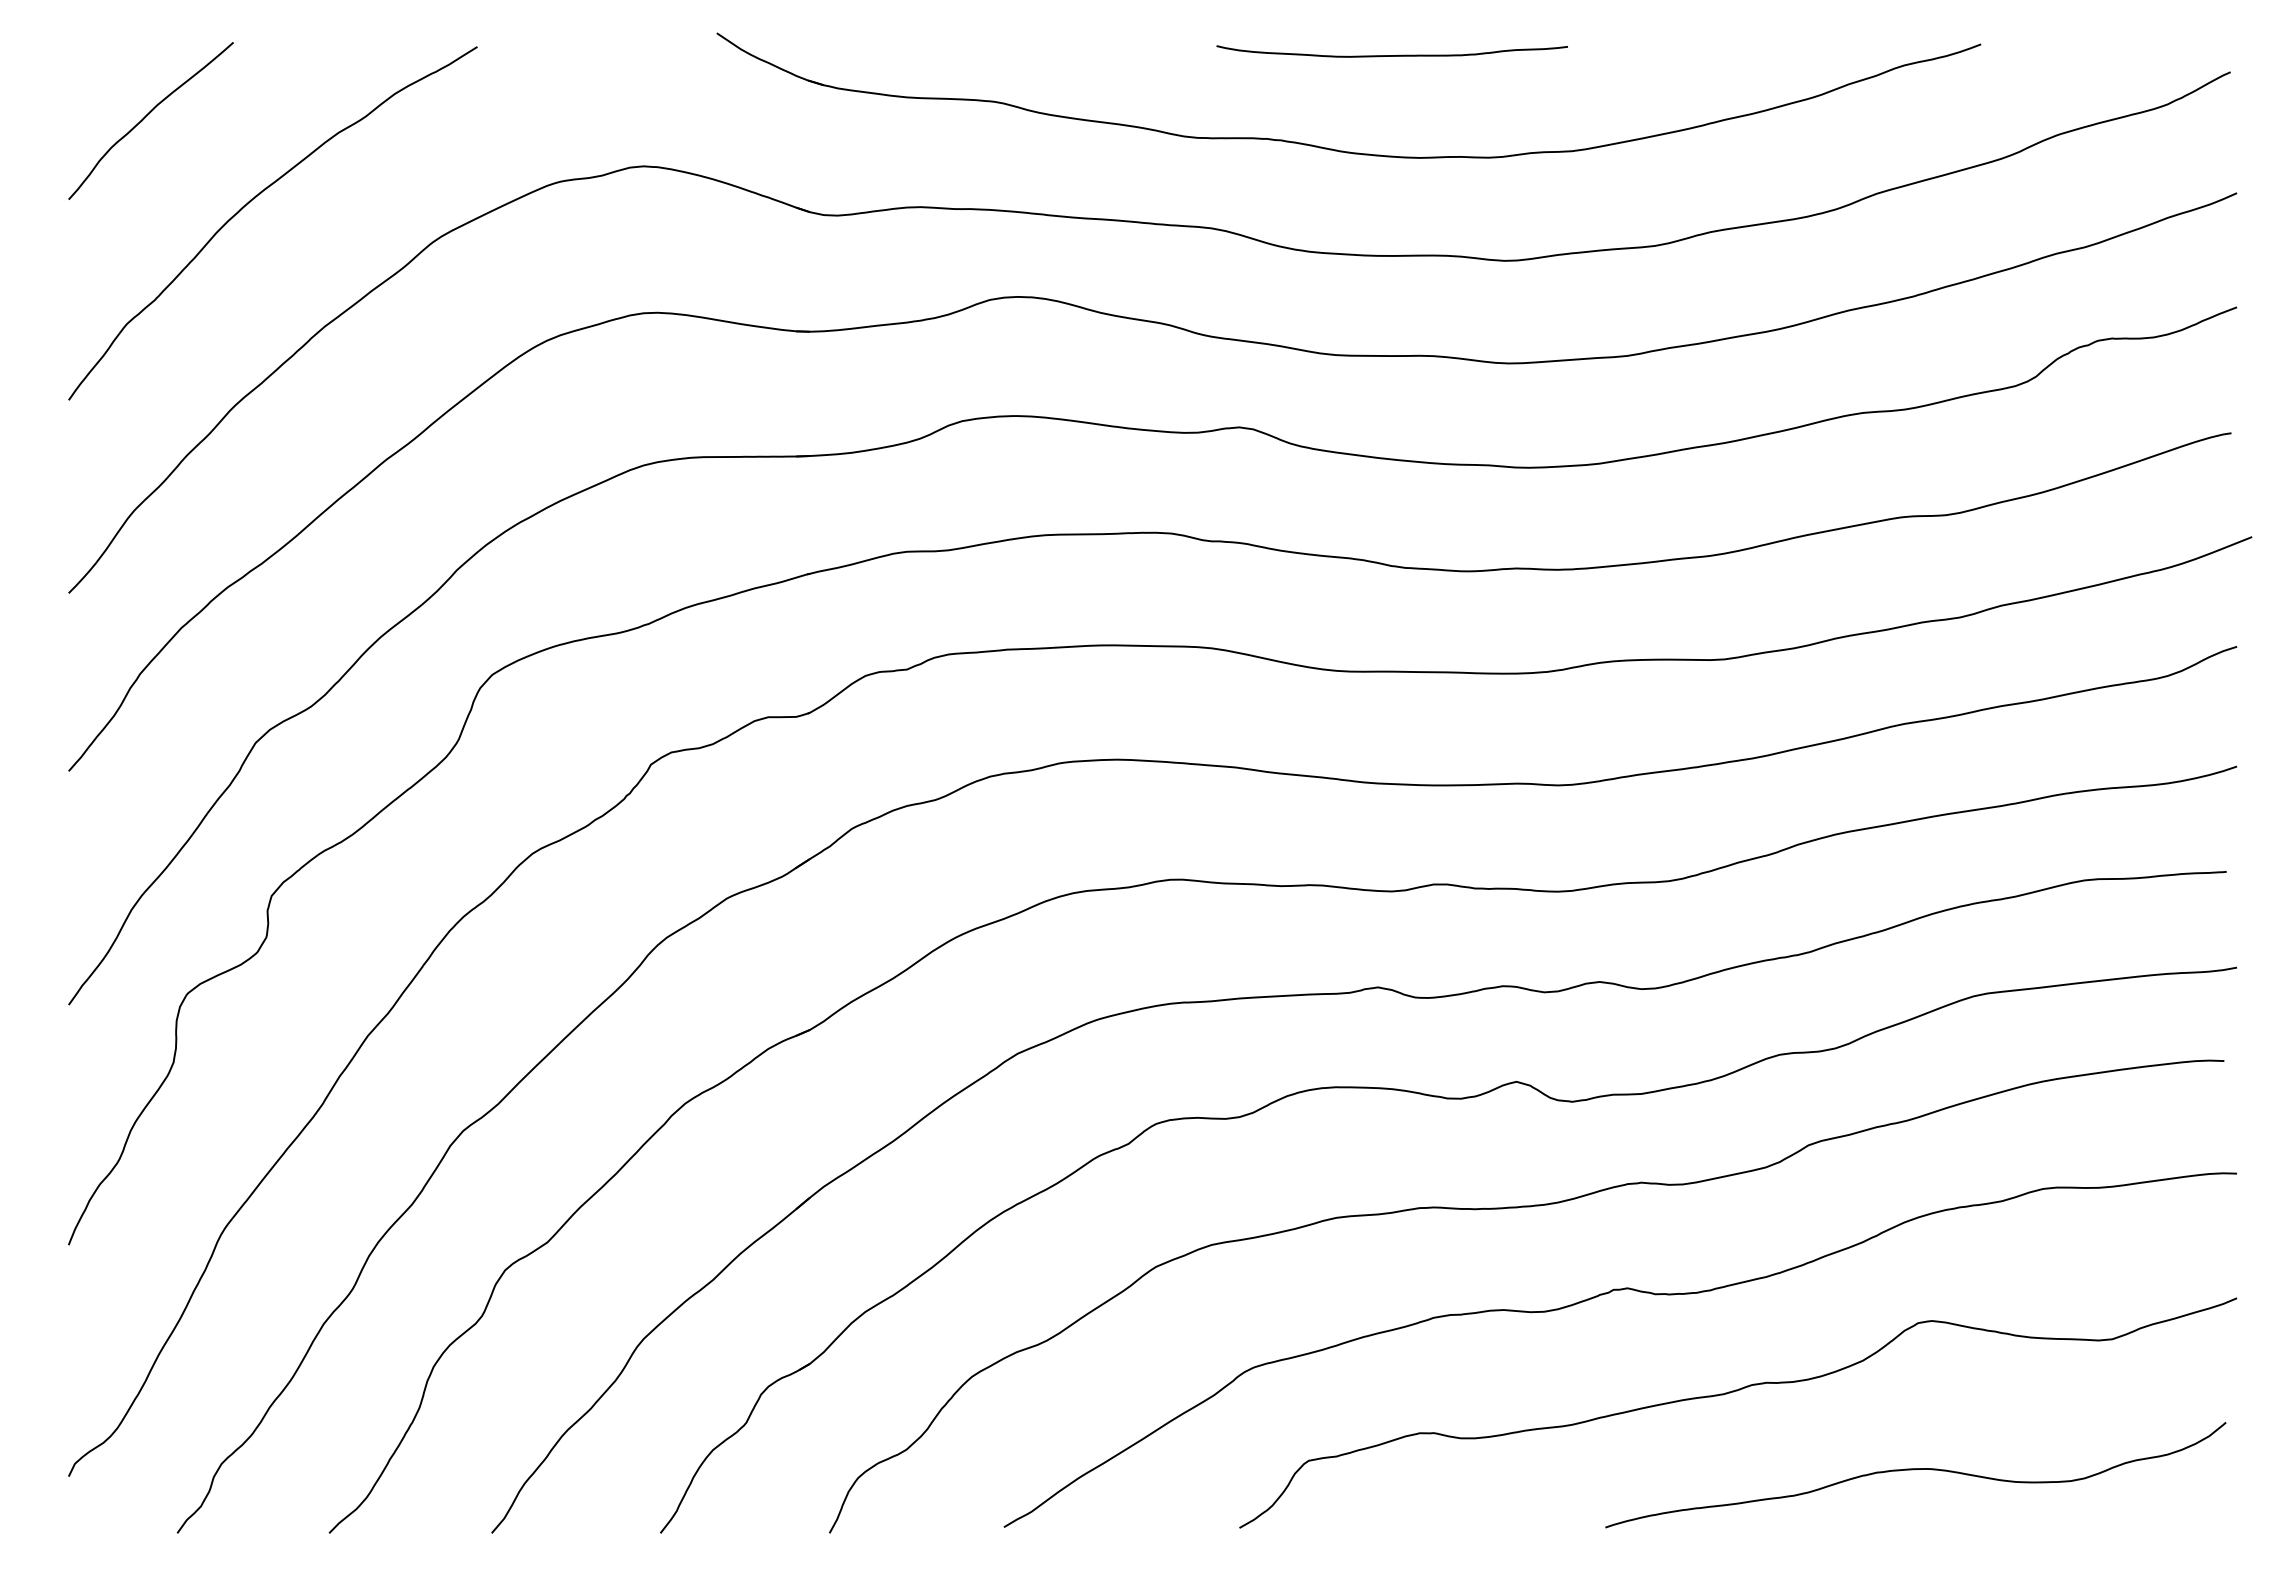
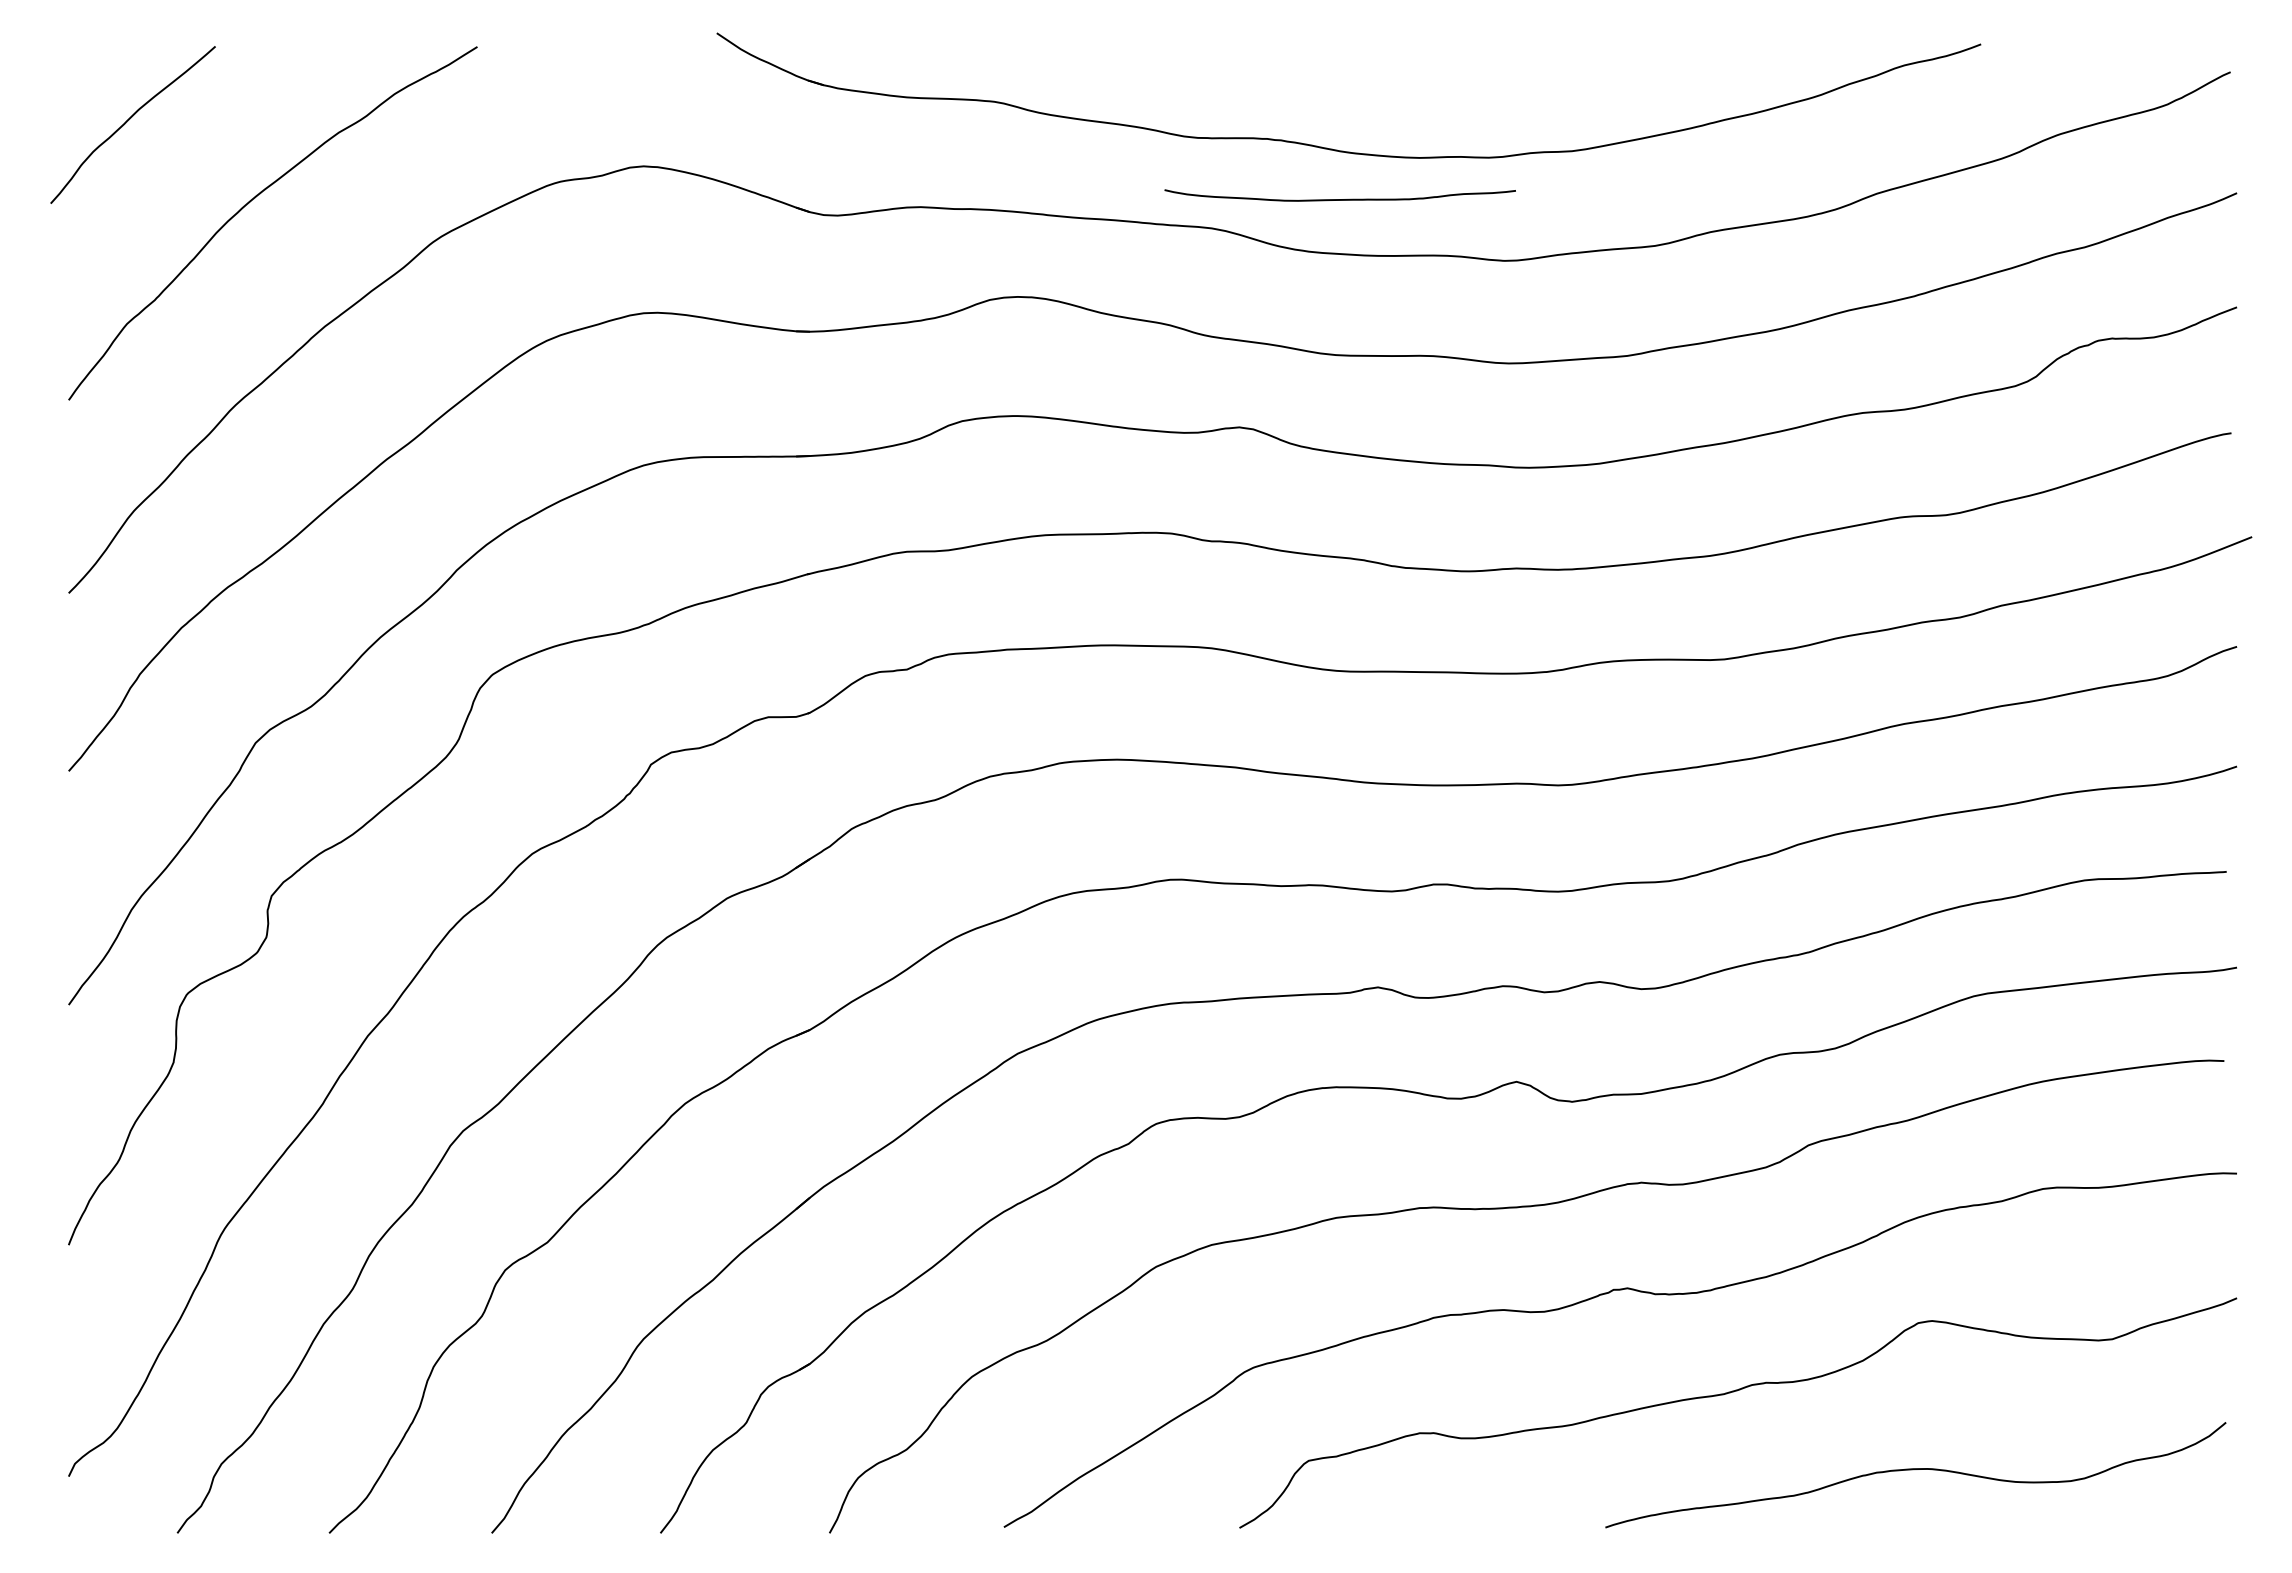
curve position: (1391, 55) -> (1339, 199) (1339, 199)
curve position: (147, 116) -> (129, 120) (129, 120)
